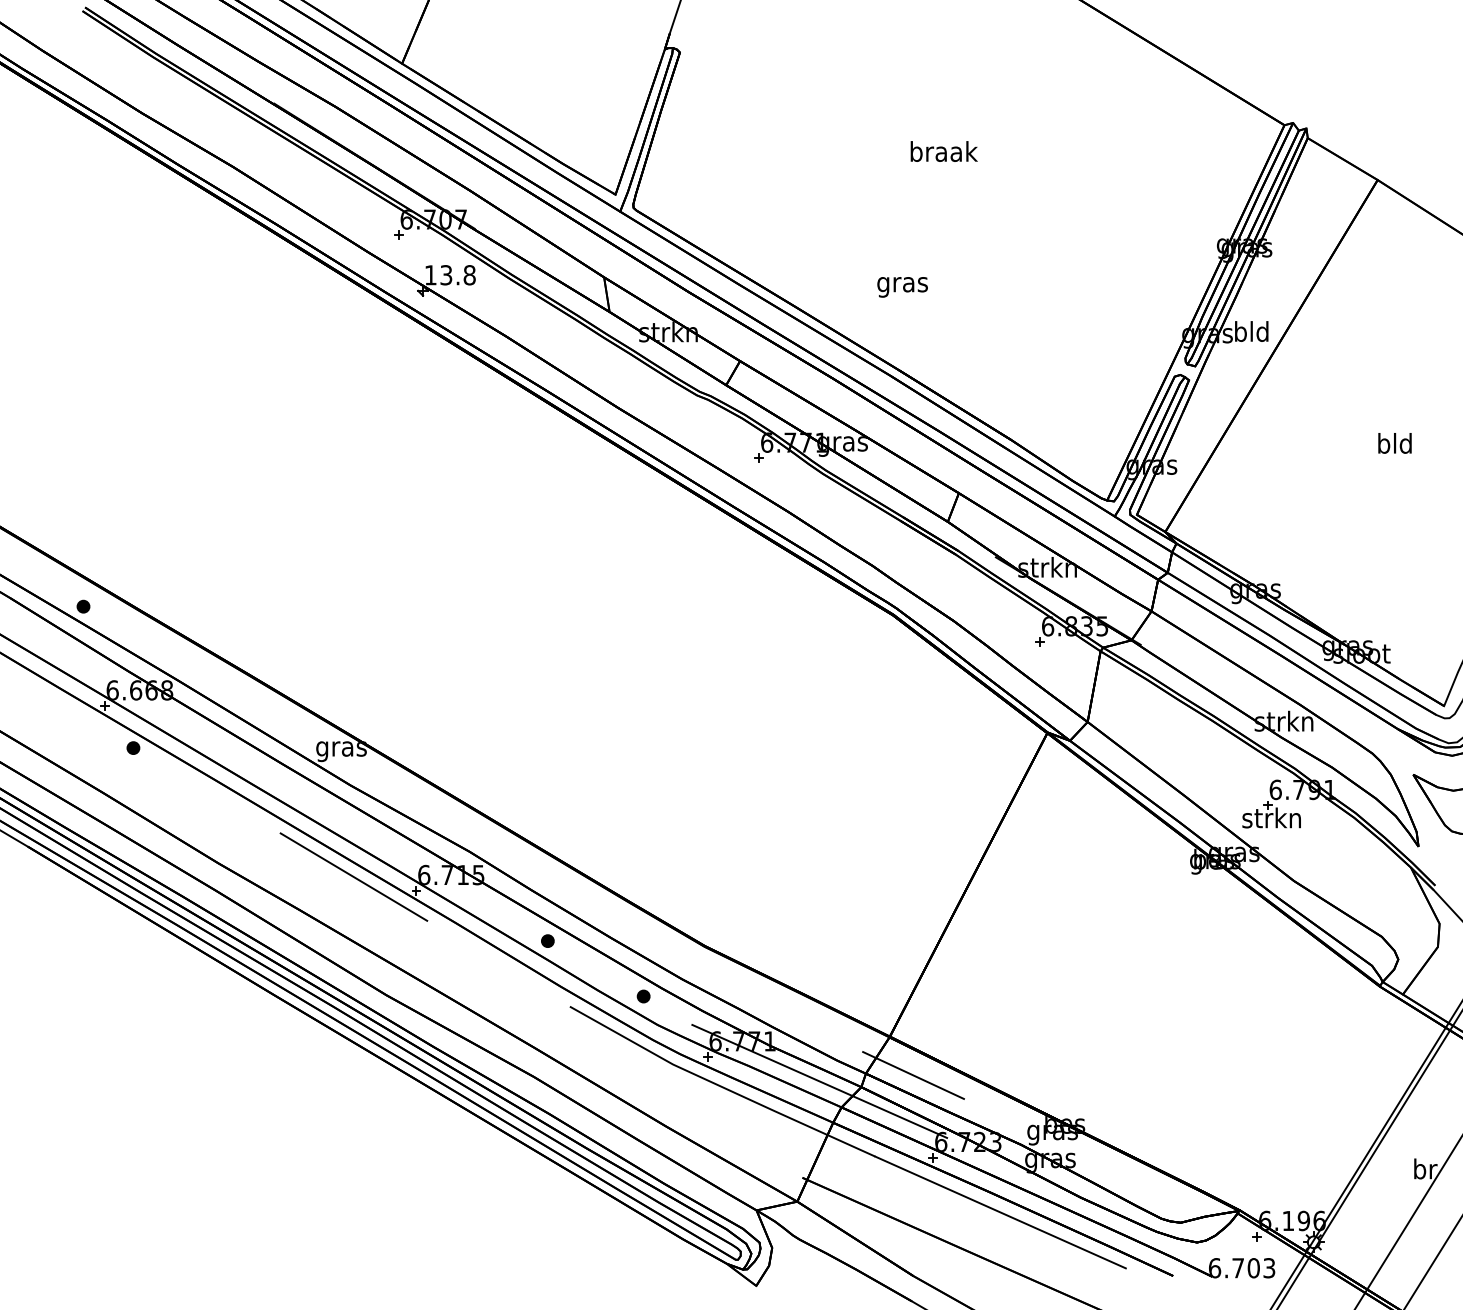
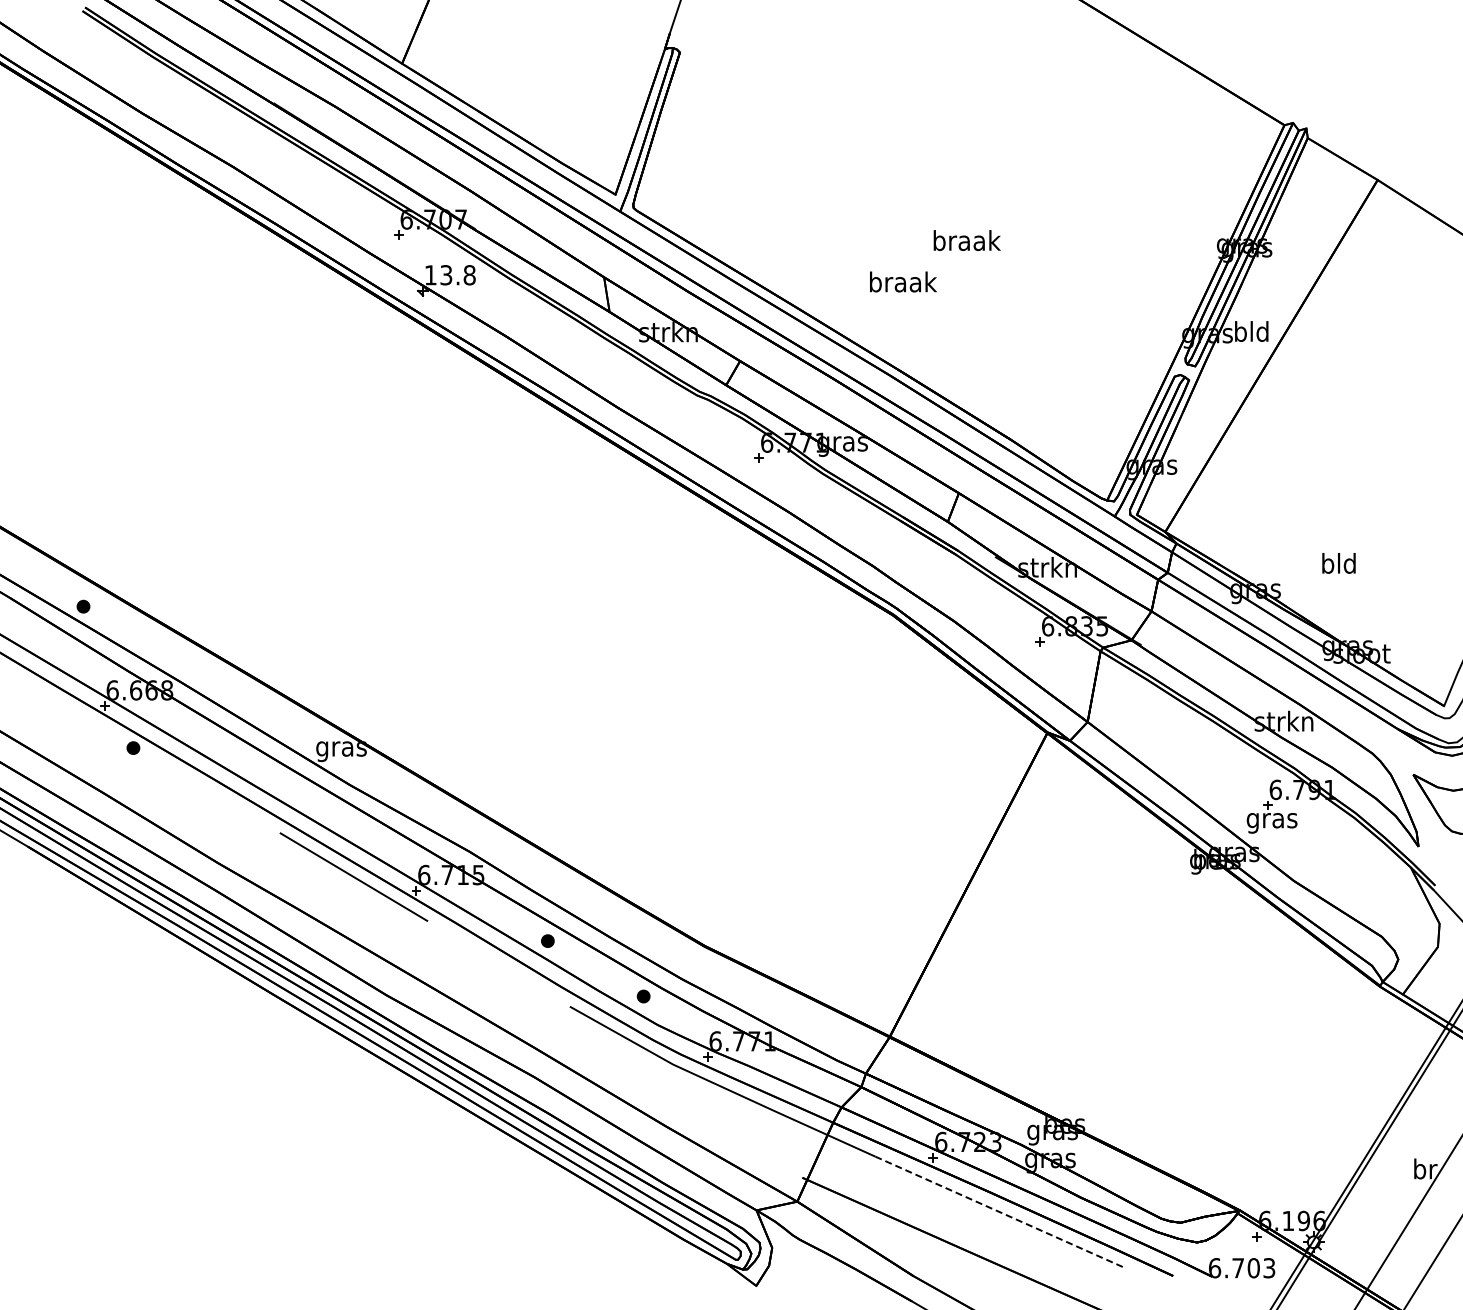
text position: (943, 151) -> (966, 240) (966, 240)
text: gras -> braak (903, 284)
text position: (1394, 443) -> (1338, 563) (1338, 563)
text: strkn -> gras (1271, 820)
line: present -> none (913, 1075)
line: present -> none (819, 1080)
line: solid -> dashed (1001, 1212)
